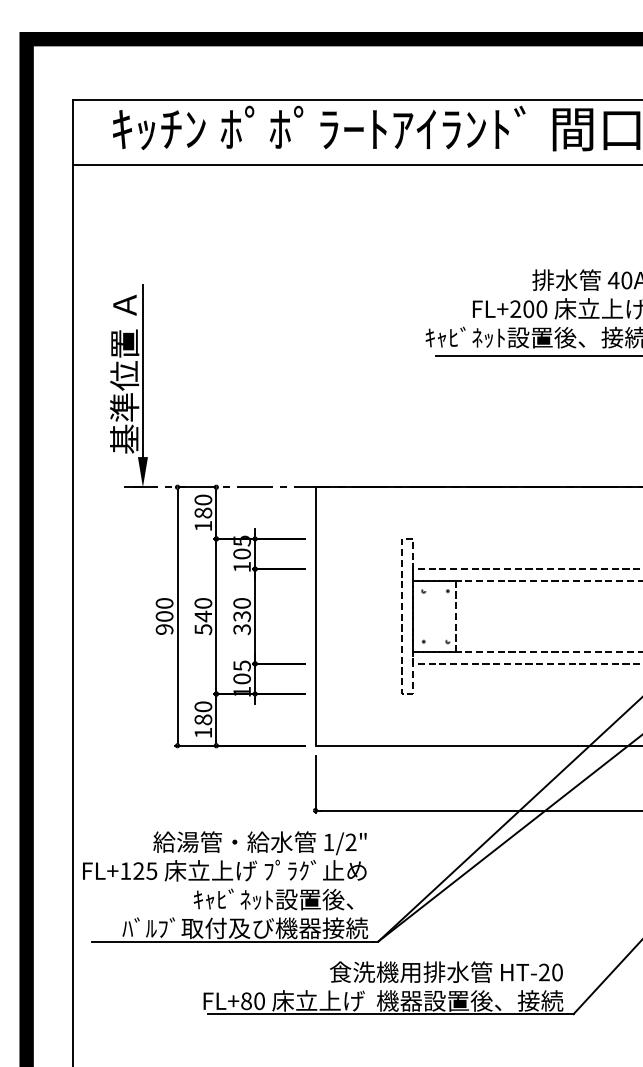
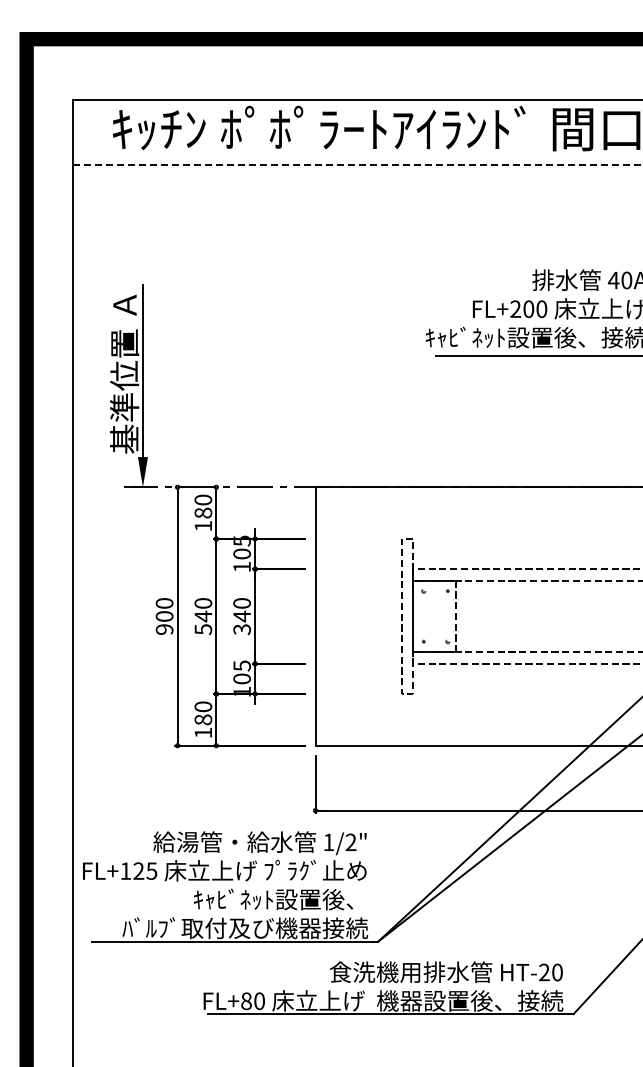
line: solid -> dashed (358, 164)
text: 330 -> 340 (241, 616)
